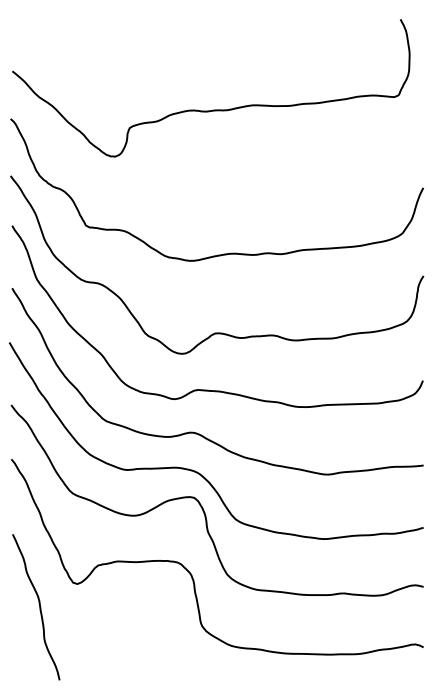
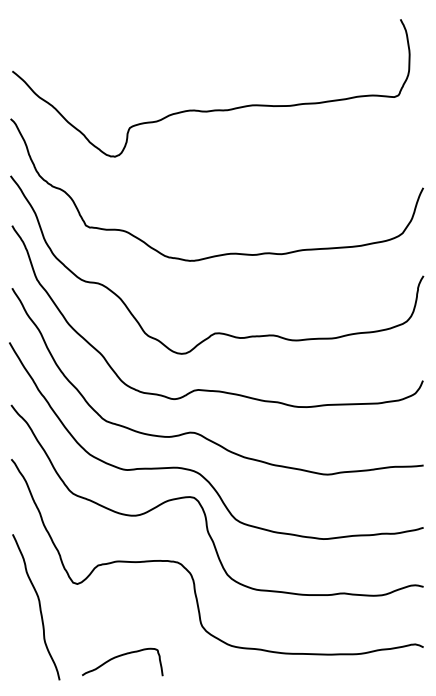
curve: none -> present (121, 656)
